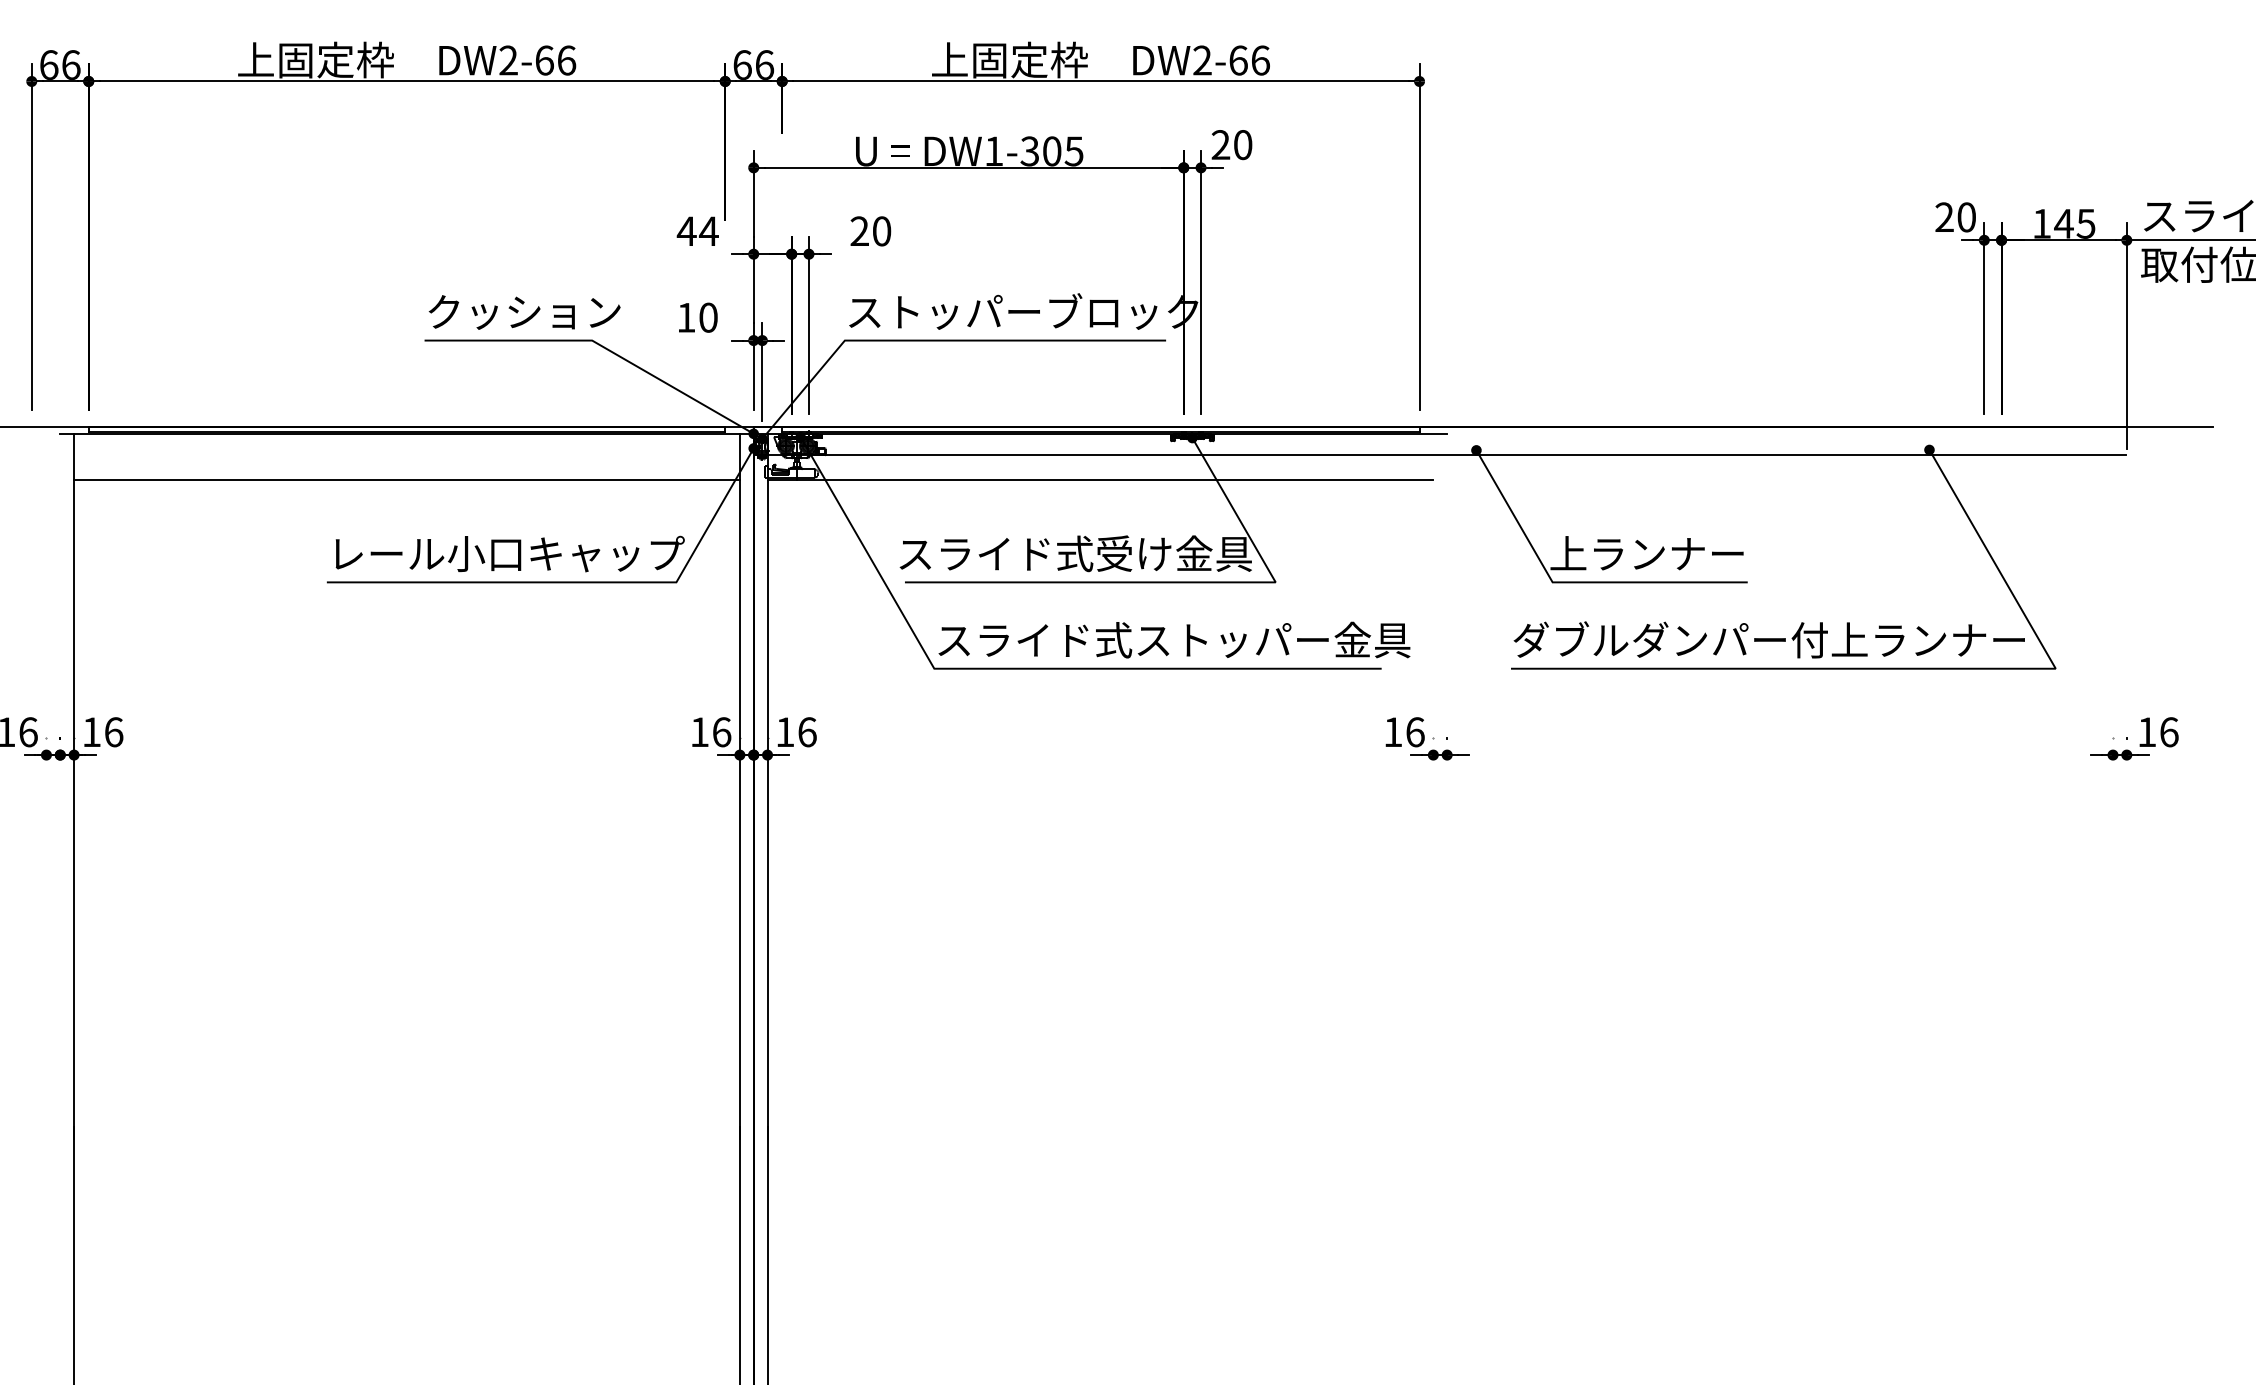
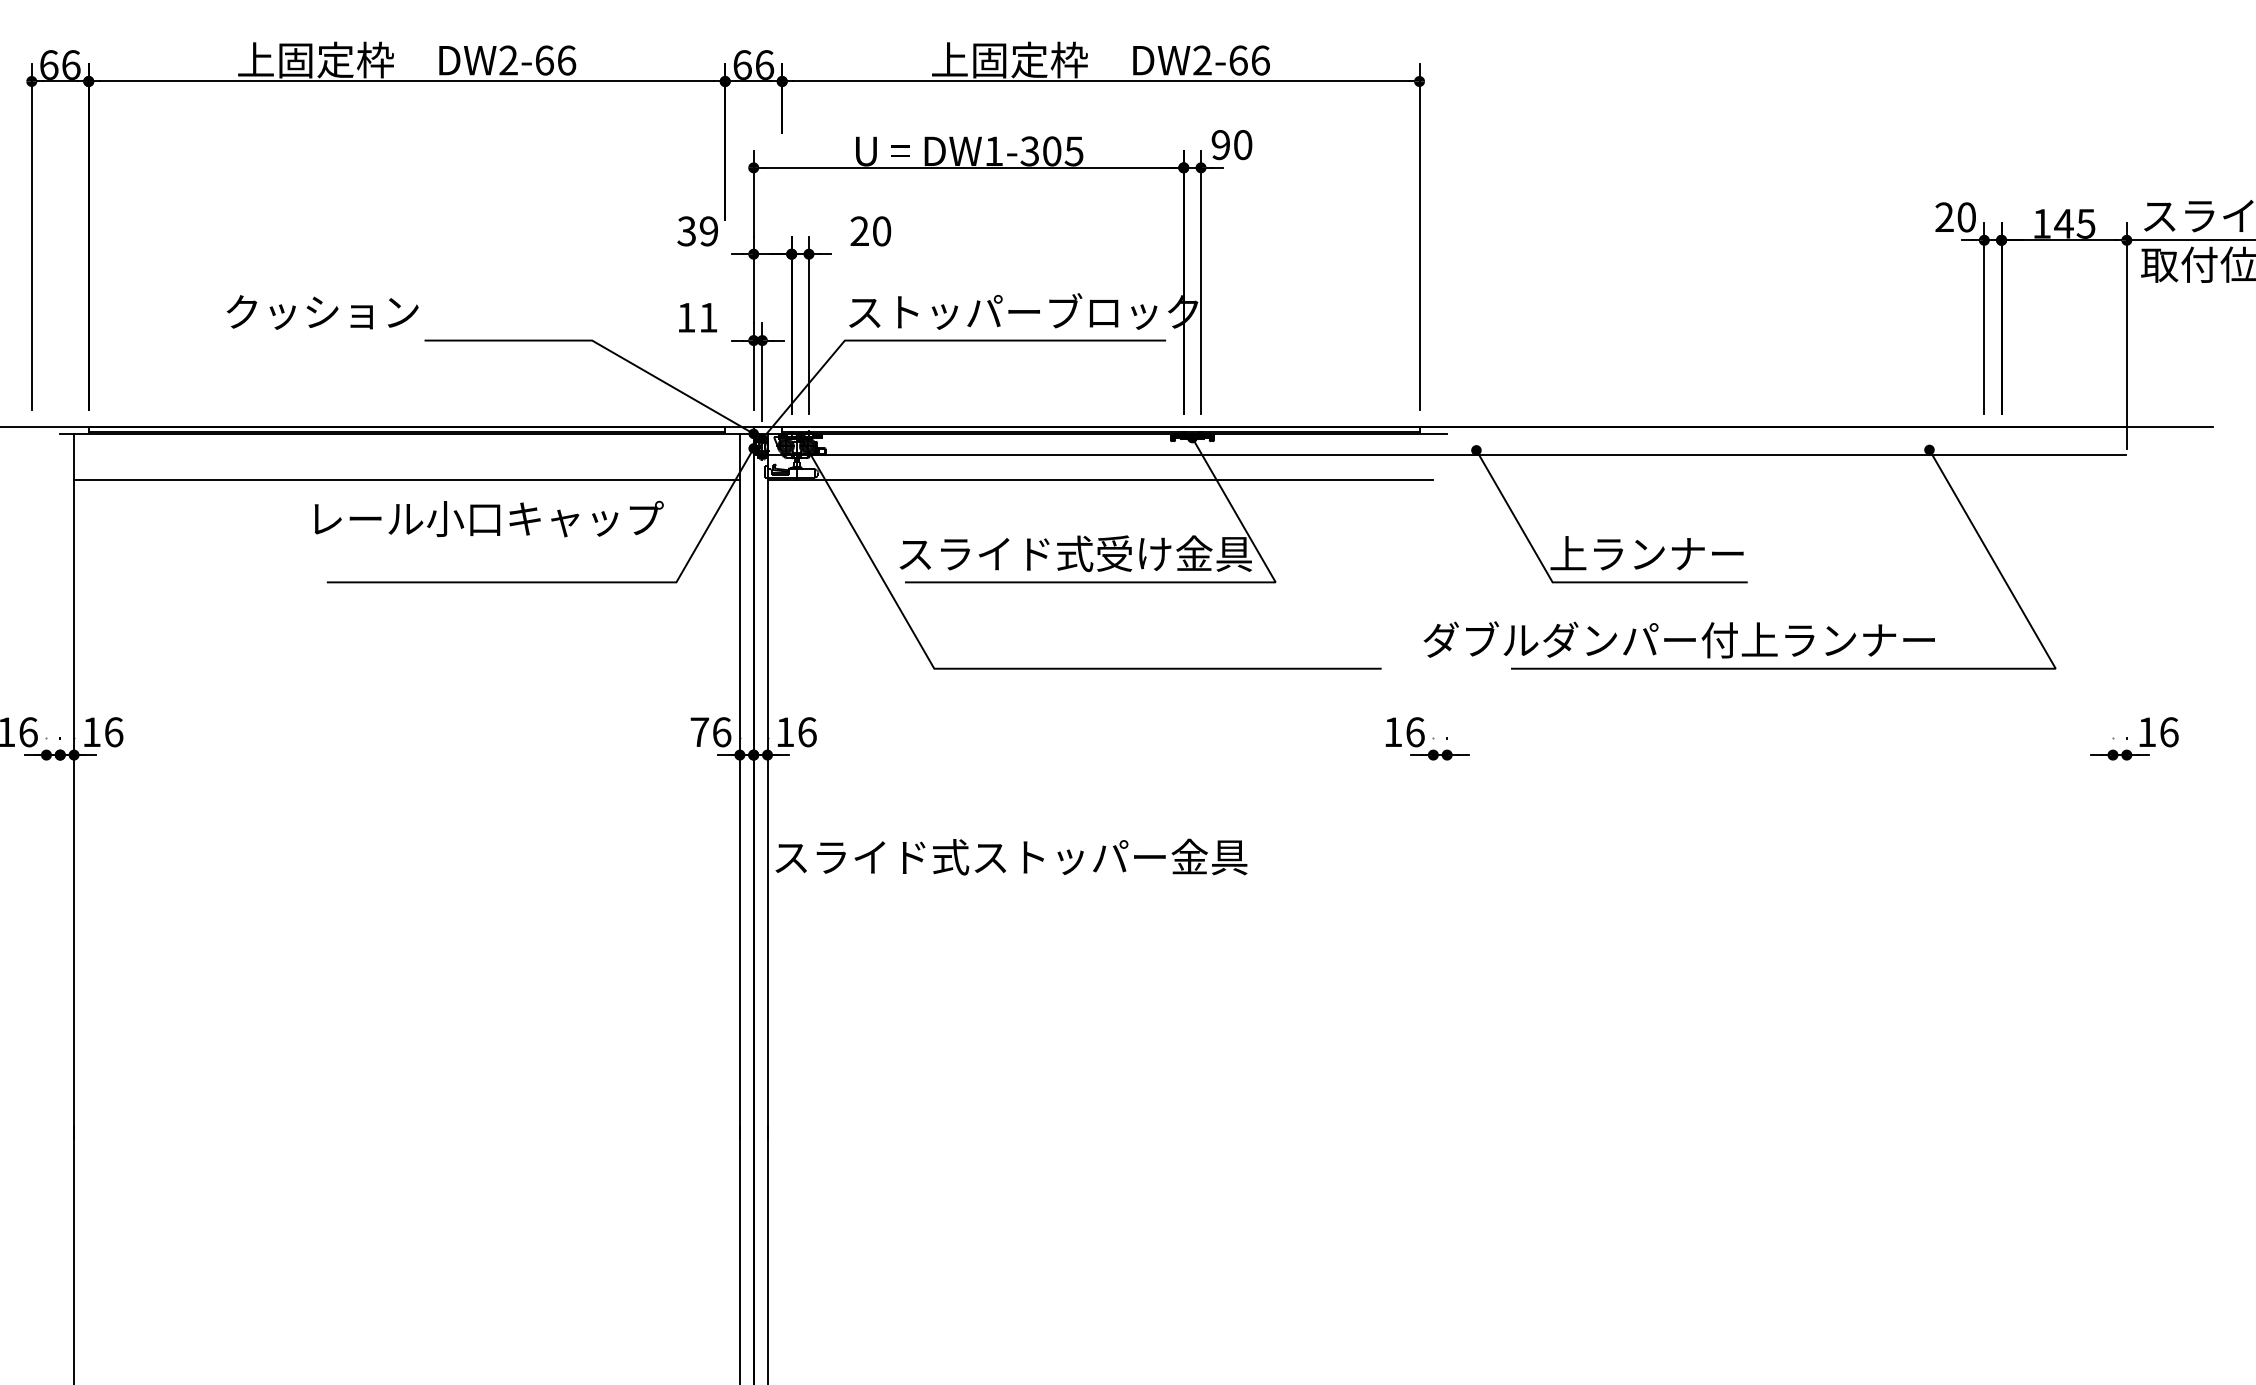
text: 20 -> 90 (1220, 145)
text: 44 -> 39 (697, 231)
text position: (524, 312) -> (322, 312) (322, 312)
text: 10 -> 11 (708, 317)
text position: (509, 553) -> (488, 518) (488, 518)
text position: (1174, 639) -> (1011, 856) (1011, 856)
text position: (1768, 639) -> (1678, 639) (1678, 639)
text: 16 -> 76 (699, 731)
